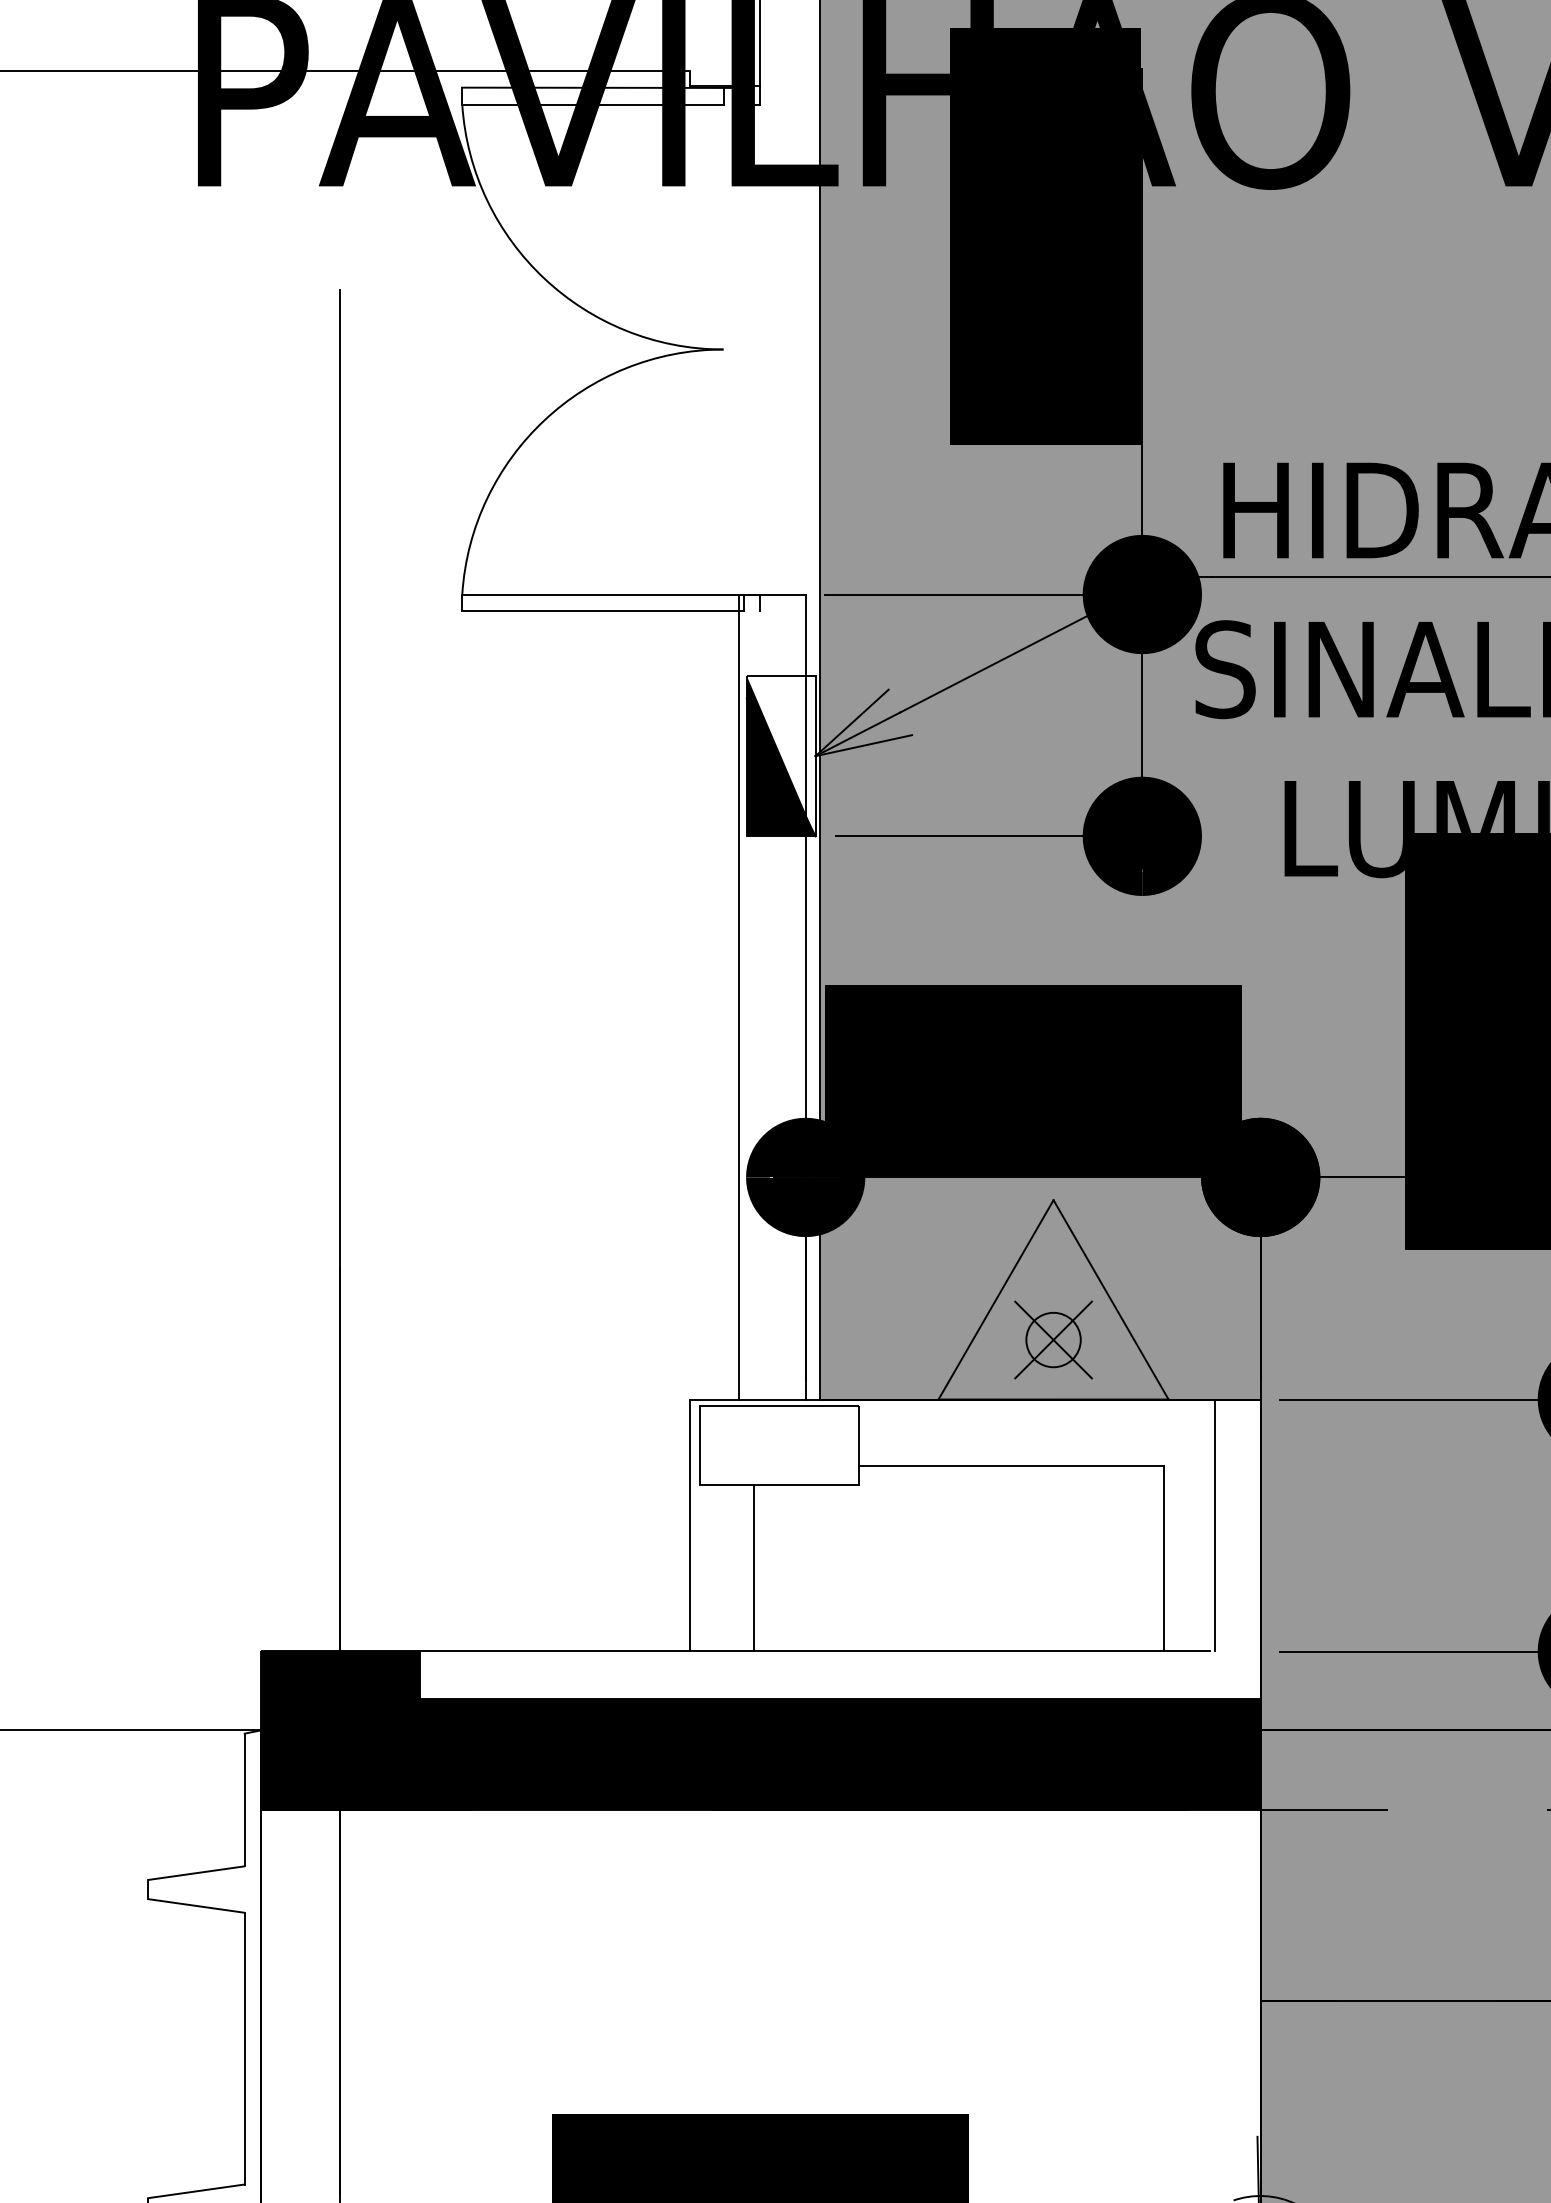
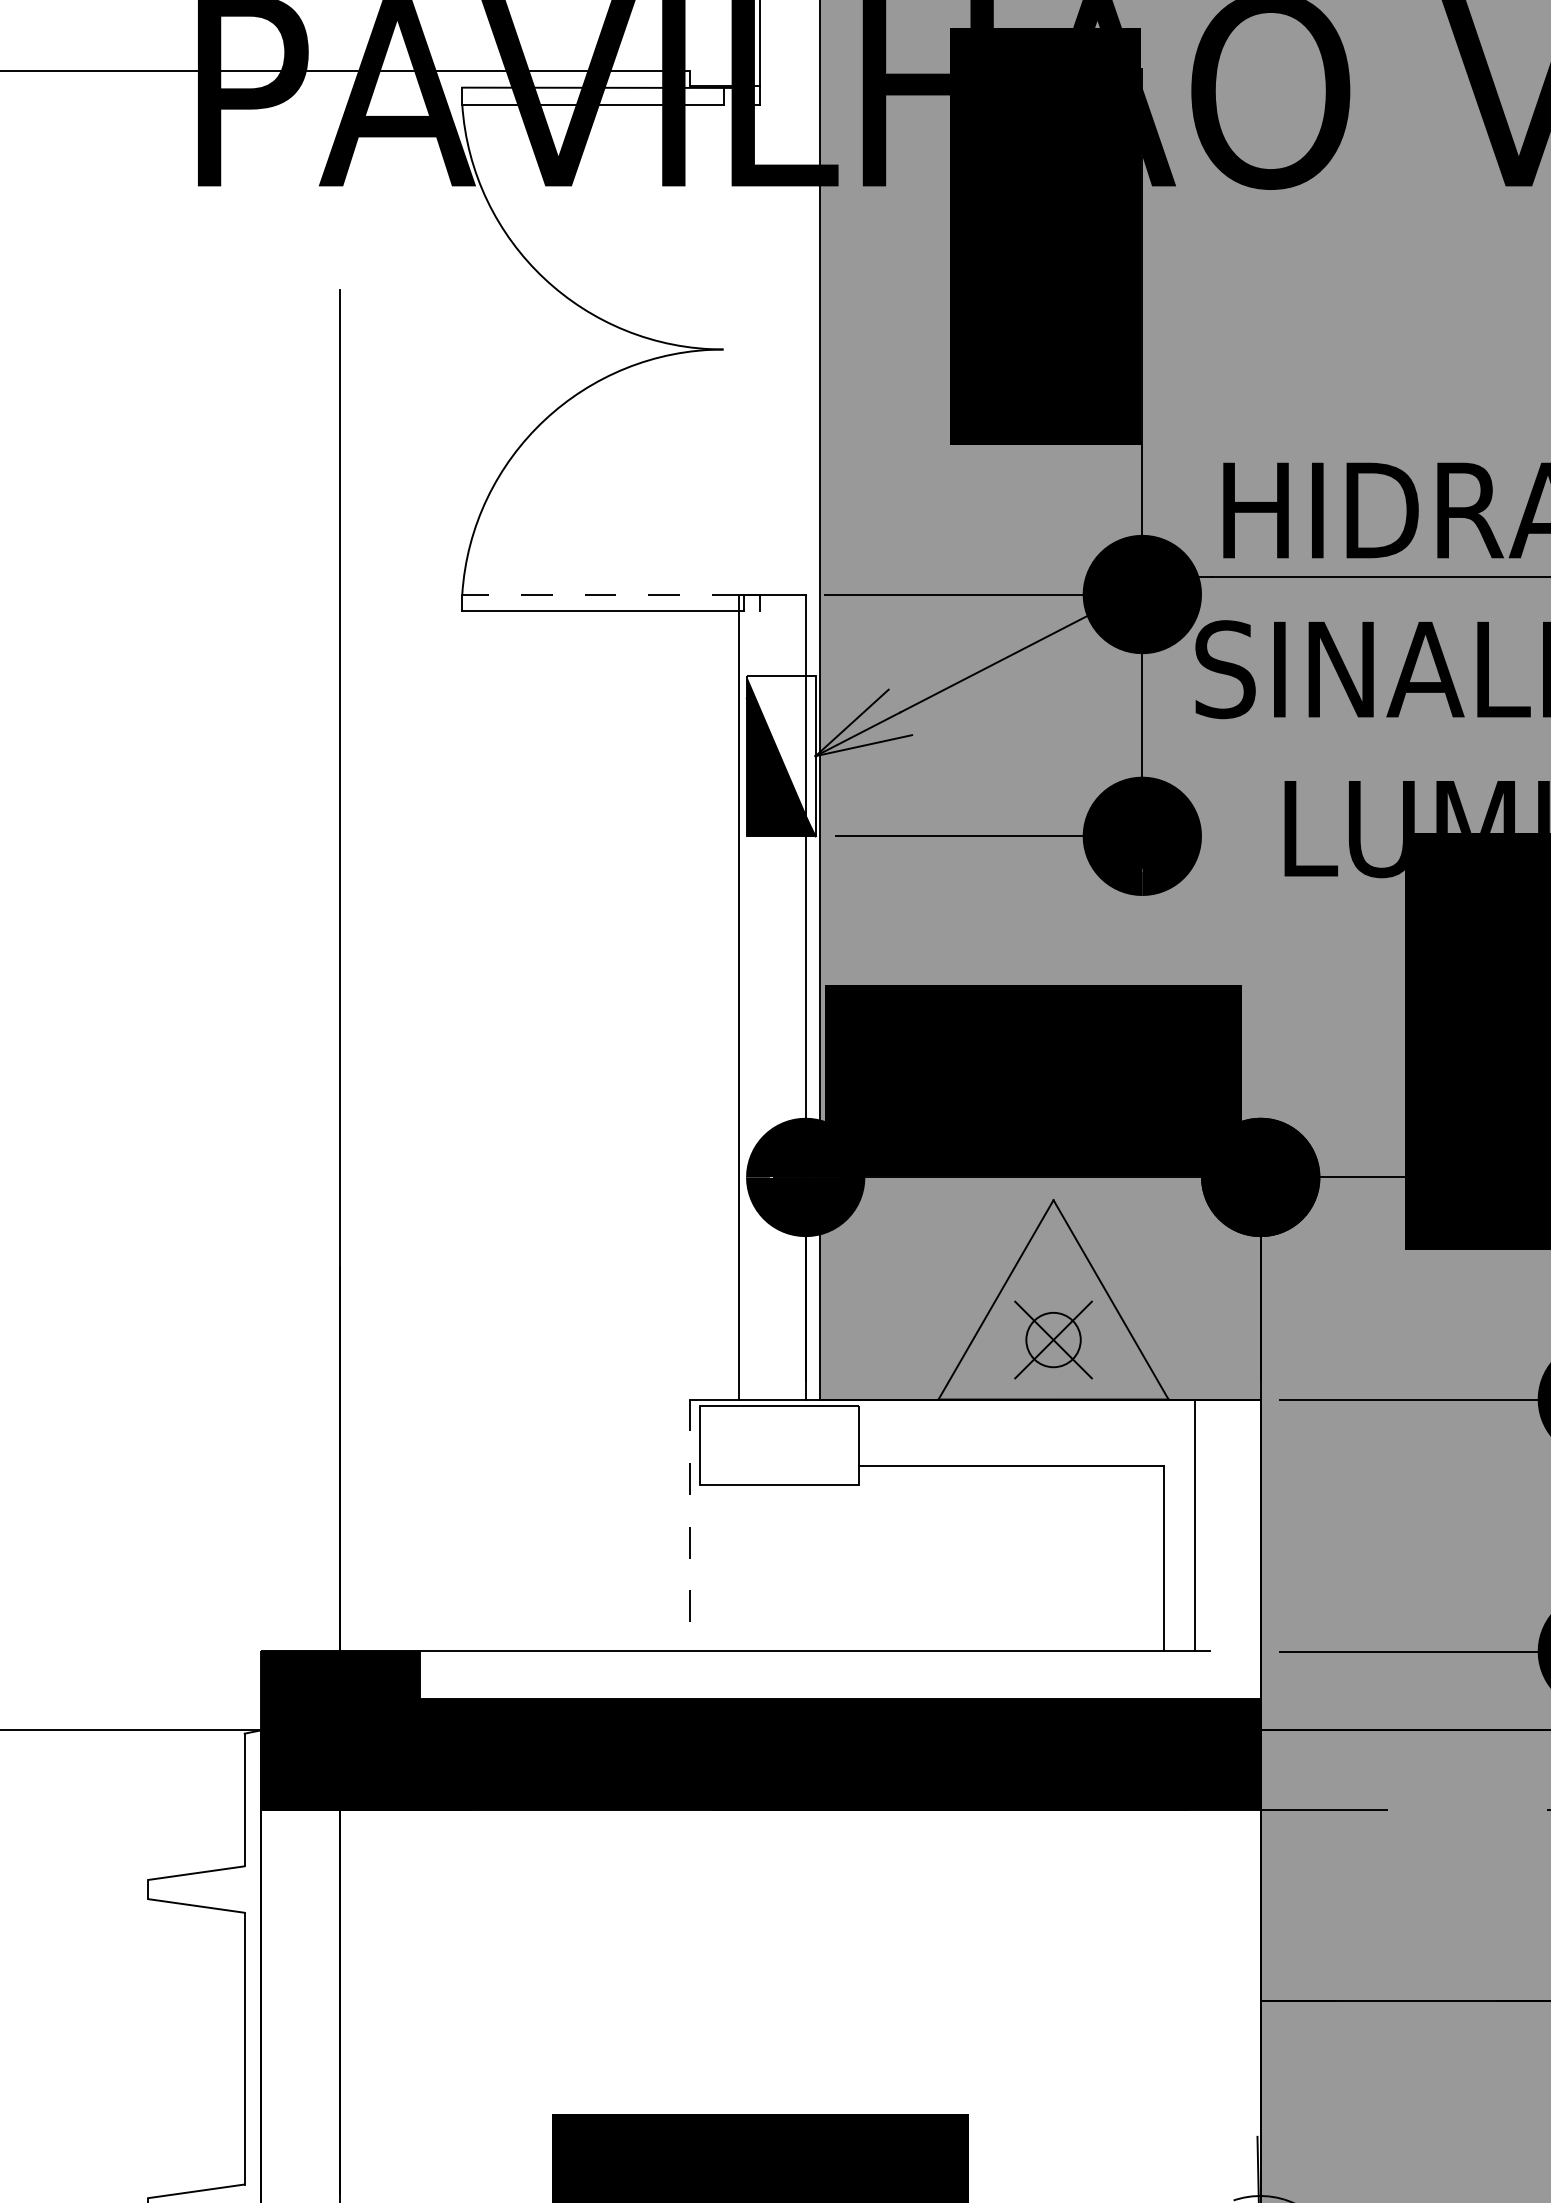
line: solid -> dashed (603, 594)
line position: (1215, 1524) -> (1195, 1524) (1195, 1524)
line: solid -> dashed (690, 1525)
line: present -> none (753, 1567)
